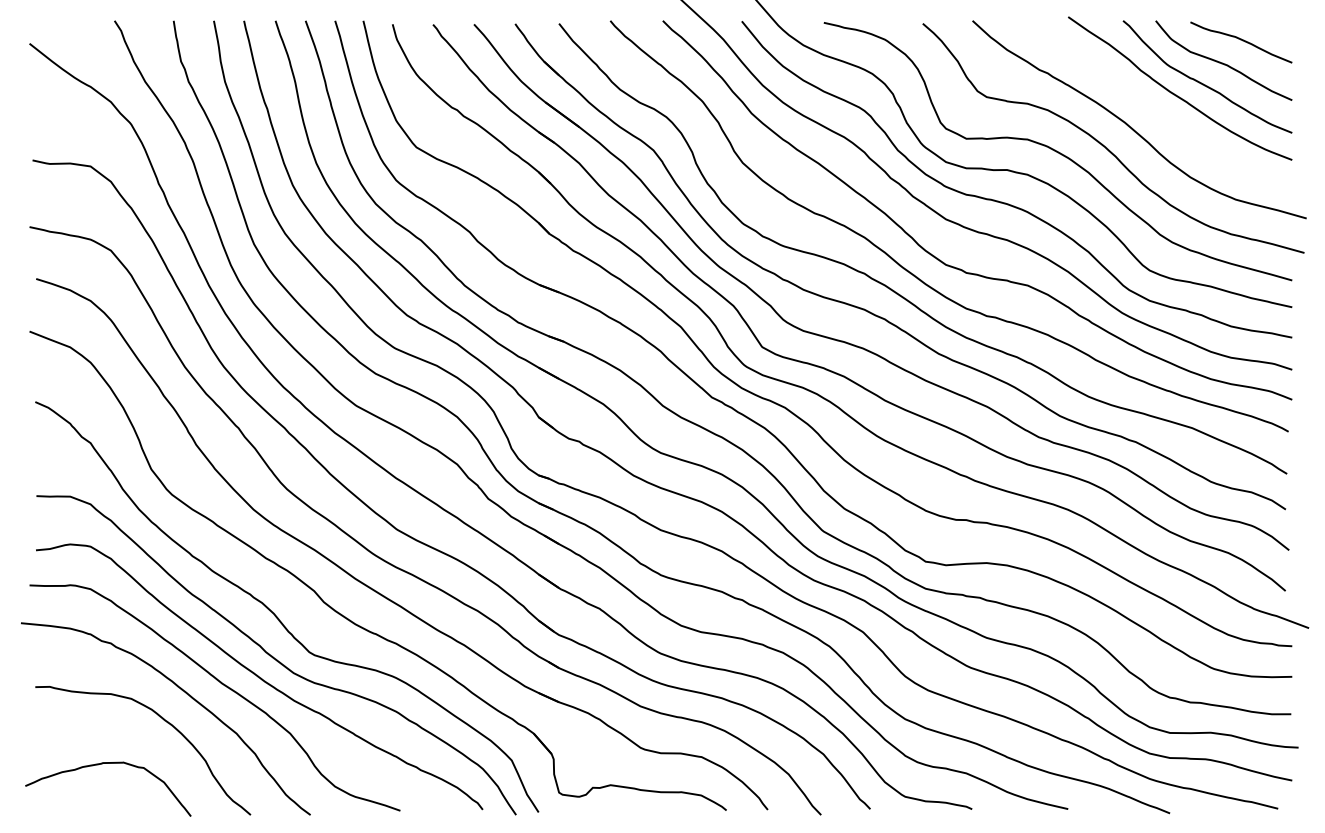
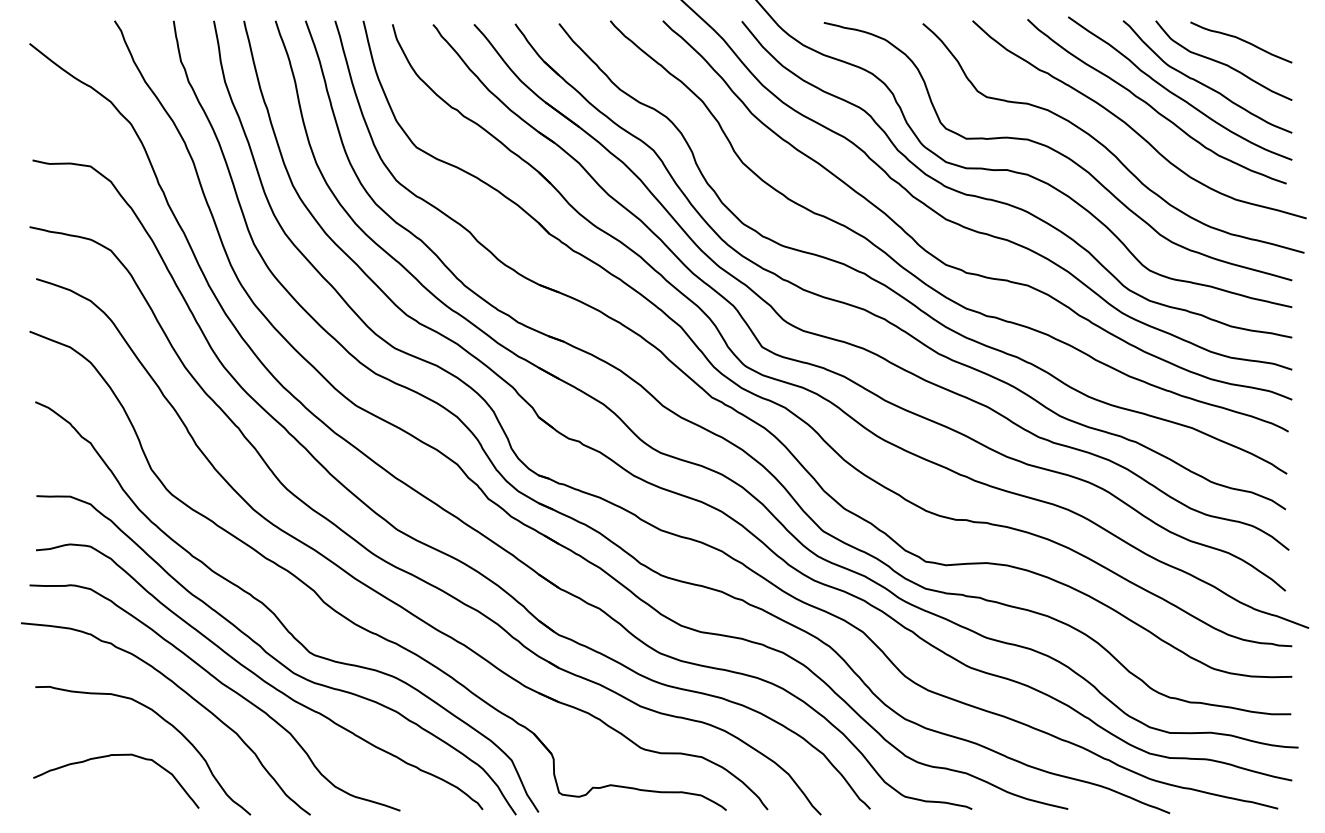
curve: none -> present (1151, 105)
curve position: (102, 764) -> (110, 756) (110, 756)
